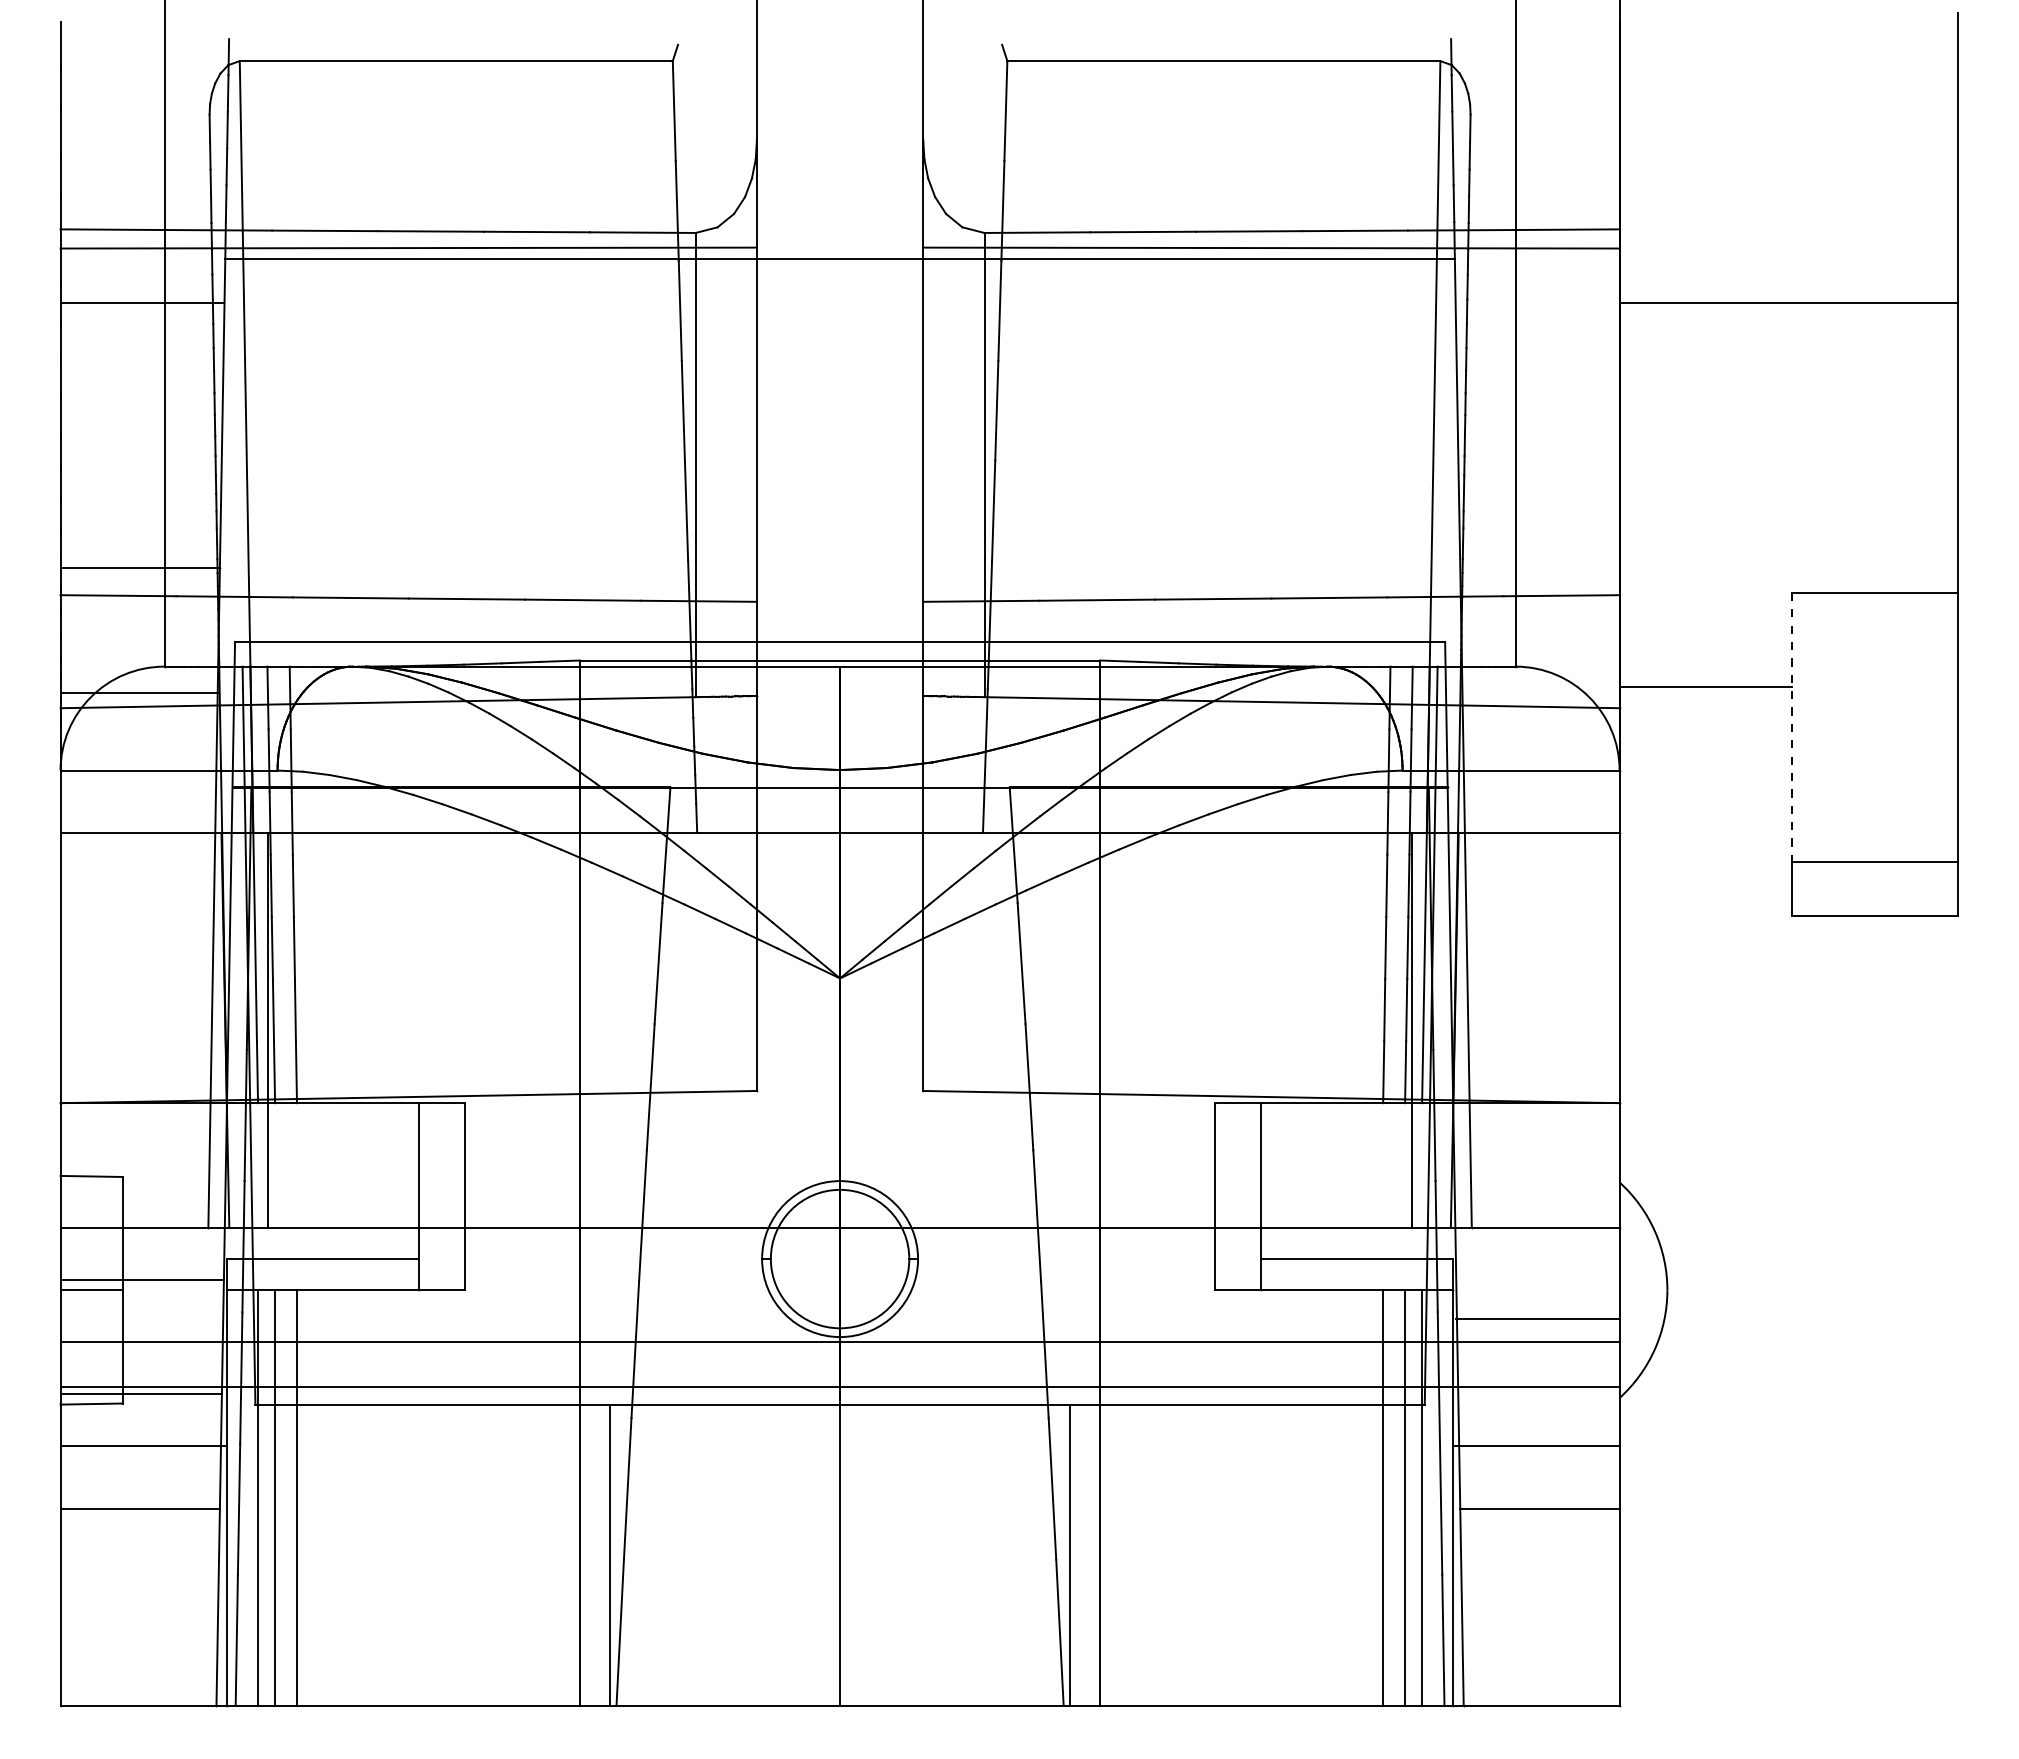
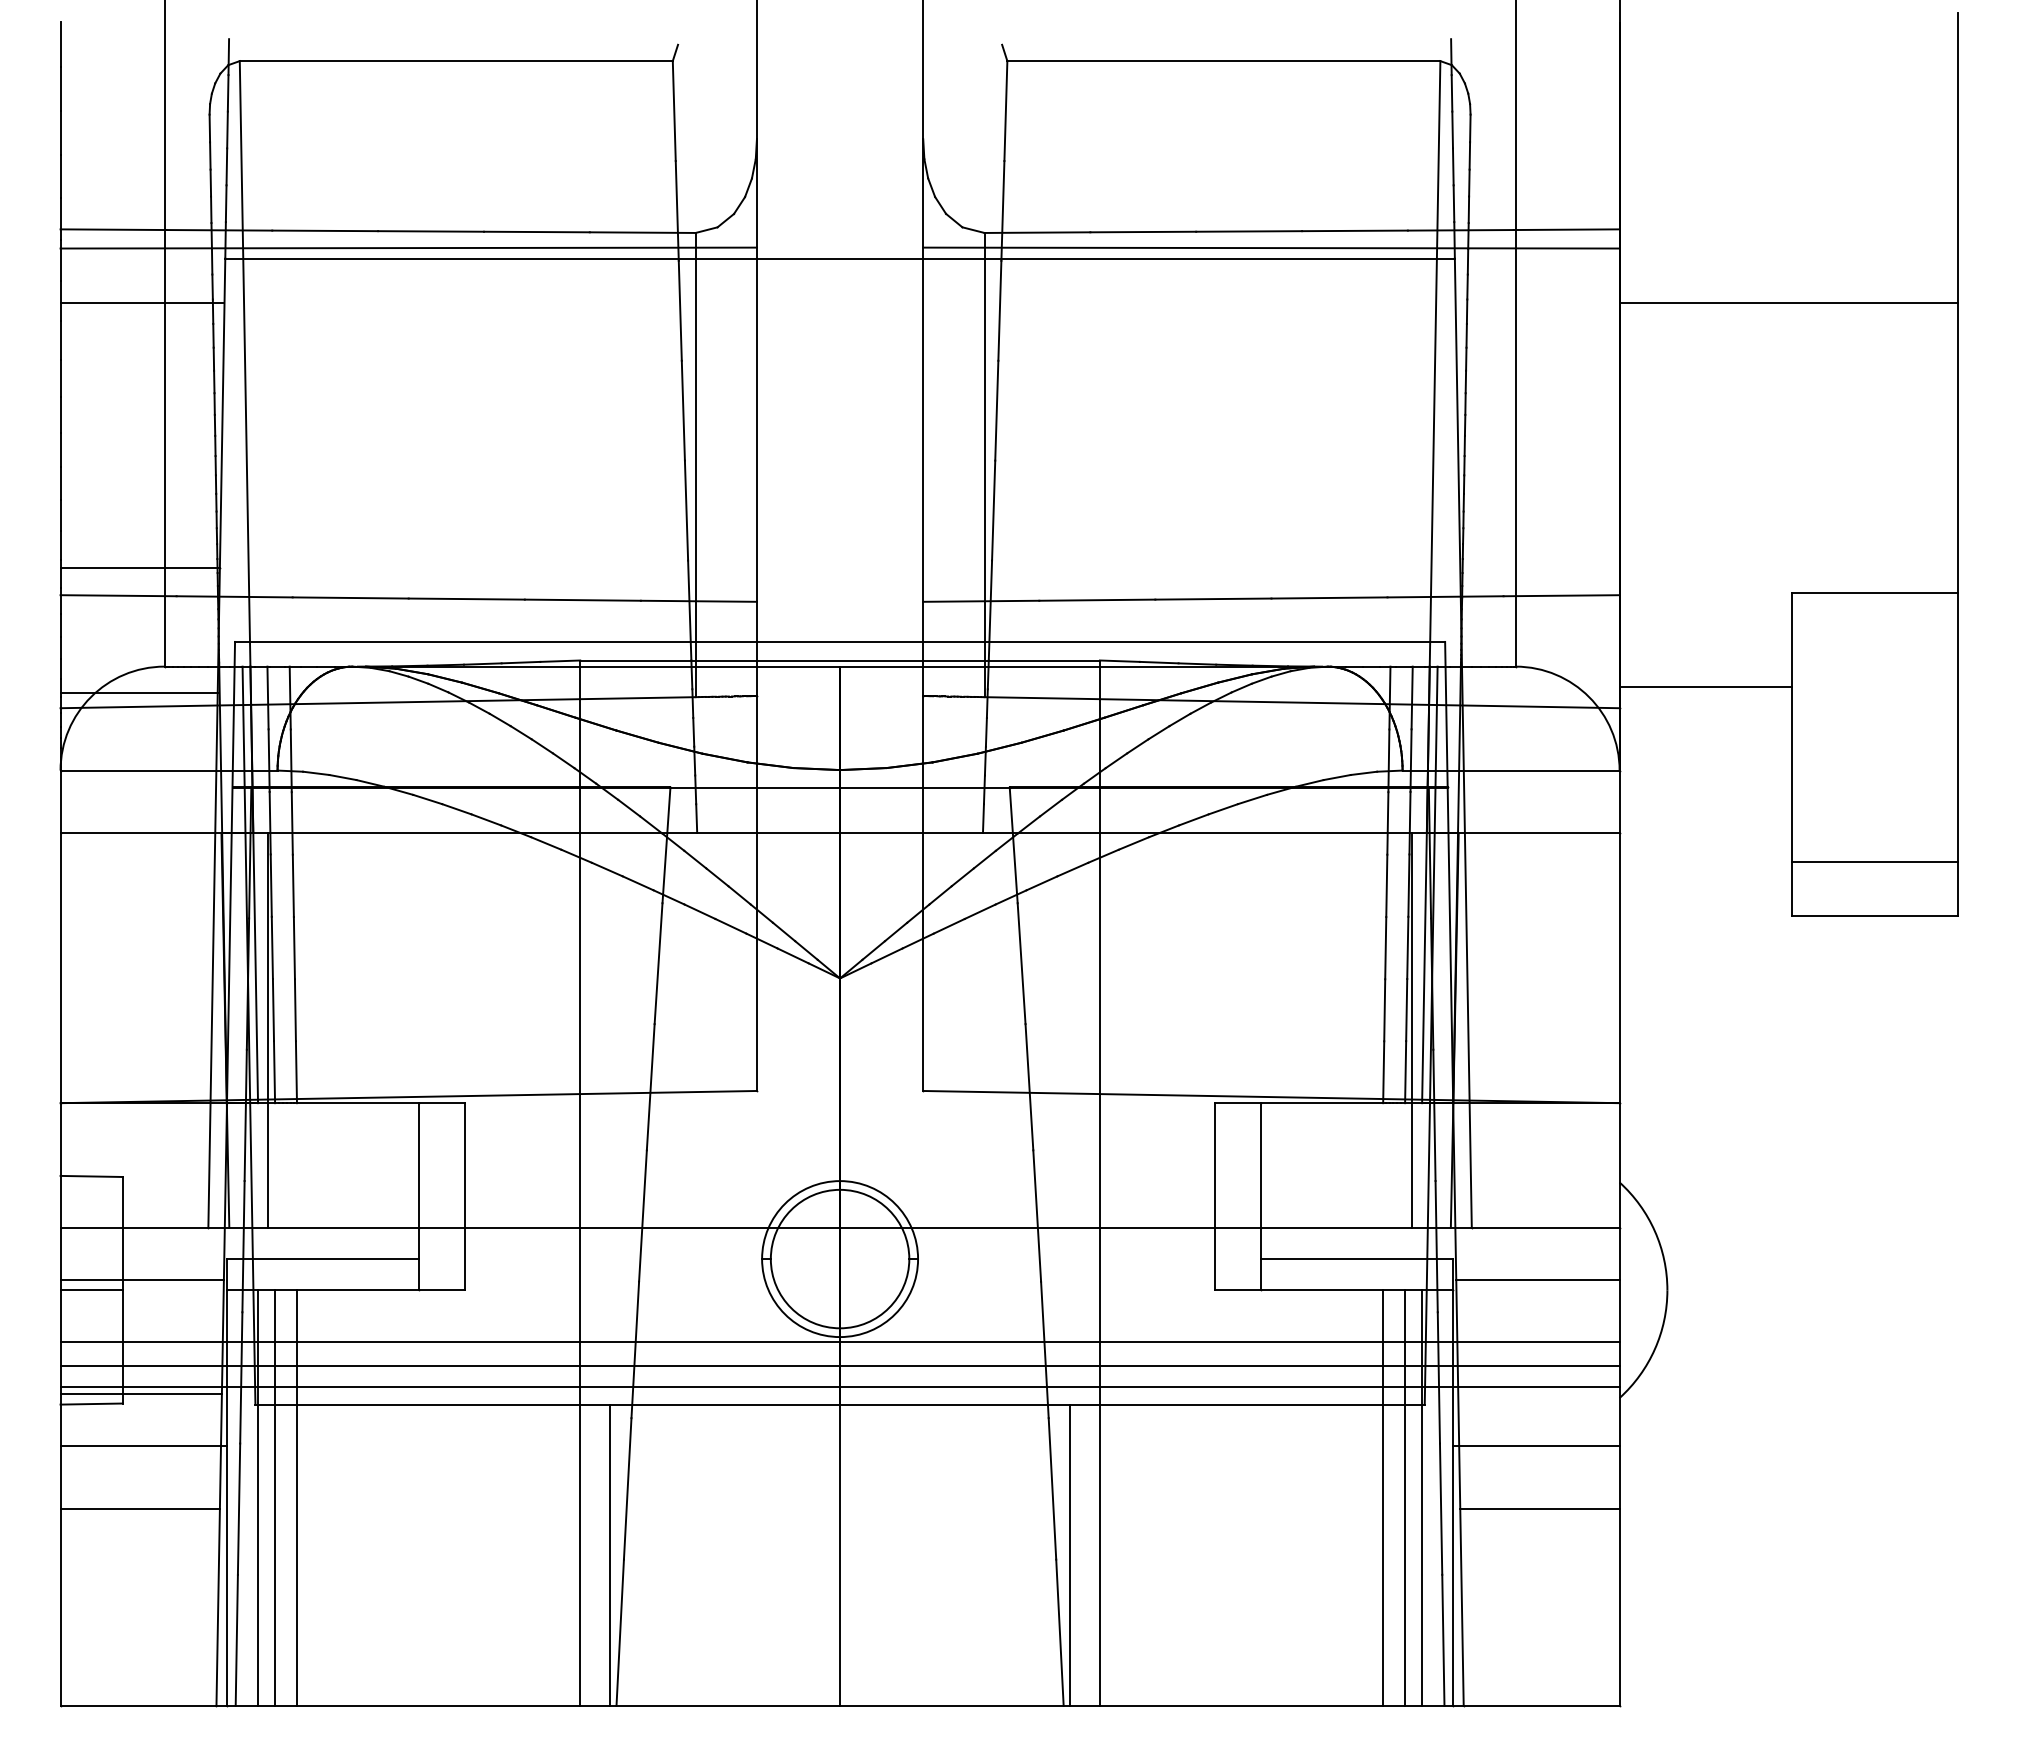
line: dashed -> solid (1792, 727)
line position: (1537, 1318) -> (1537, 1279) (1537, 1279)
line: none -> present (839, 1366)
